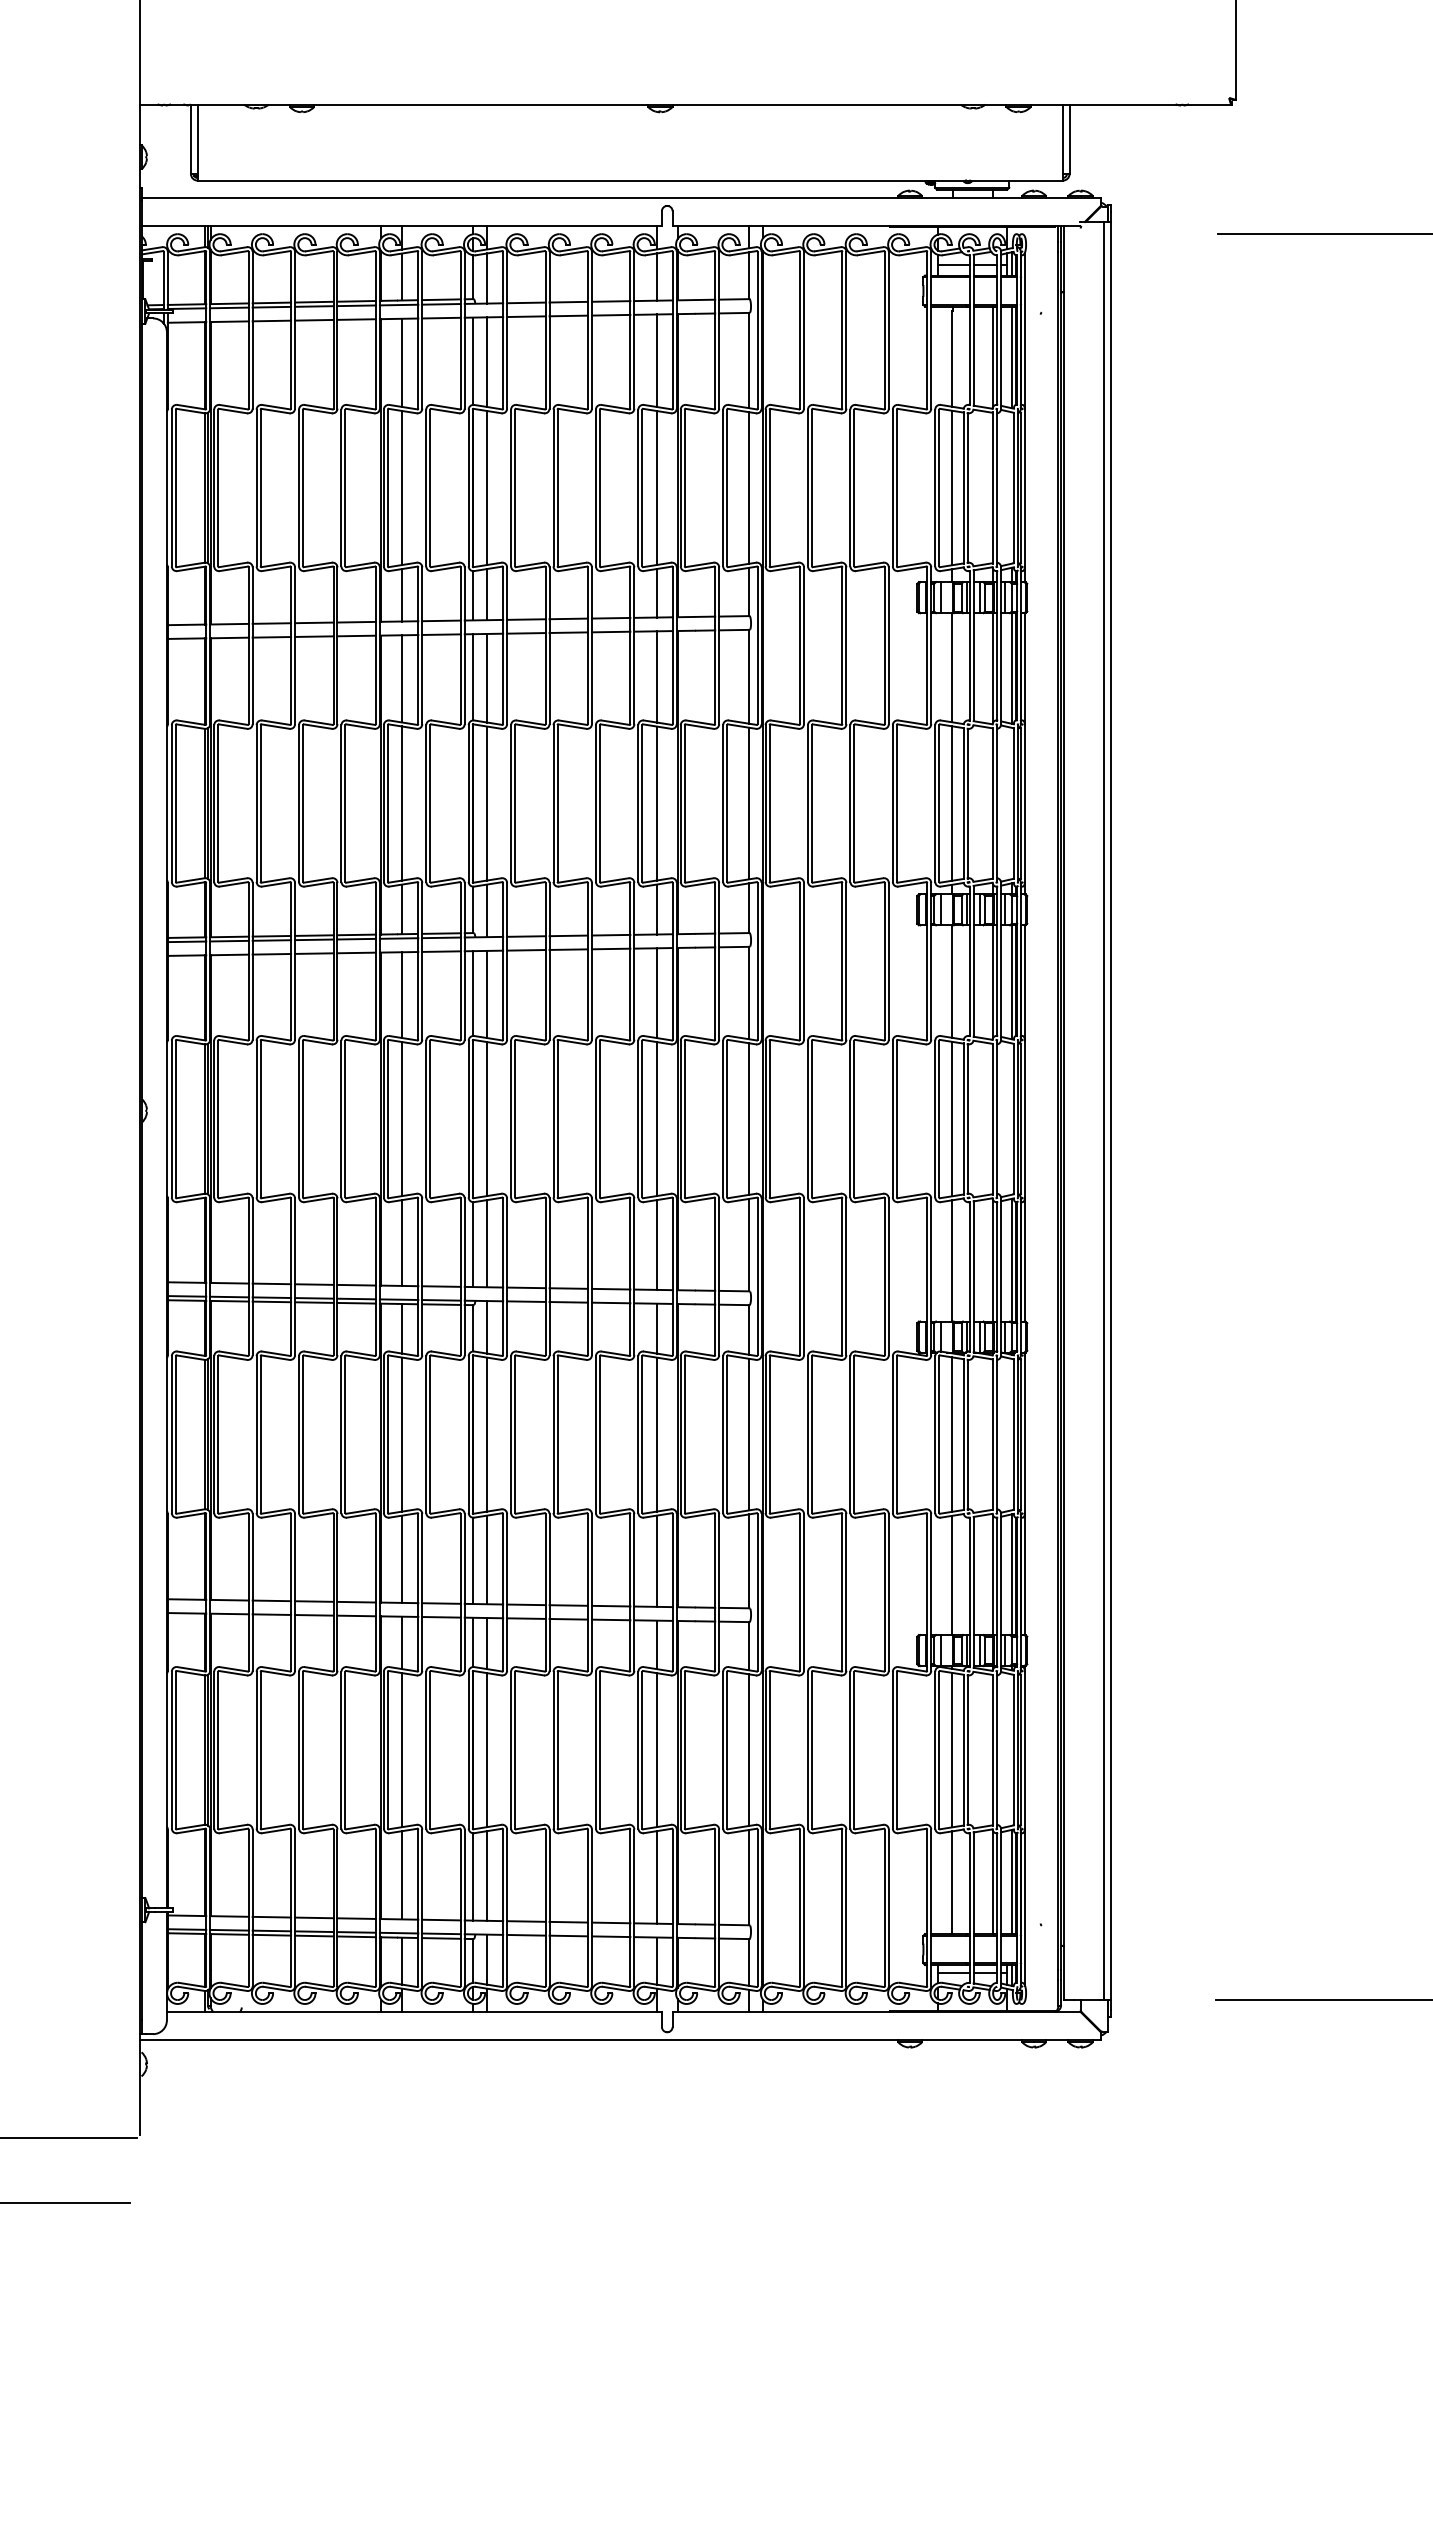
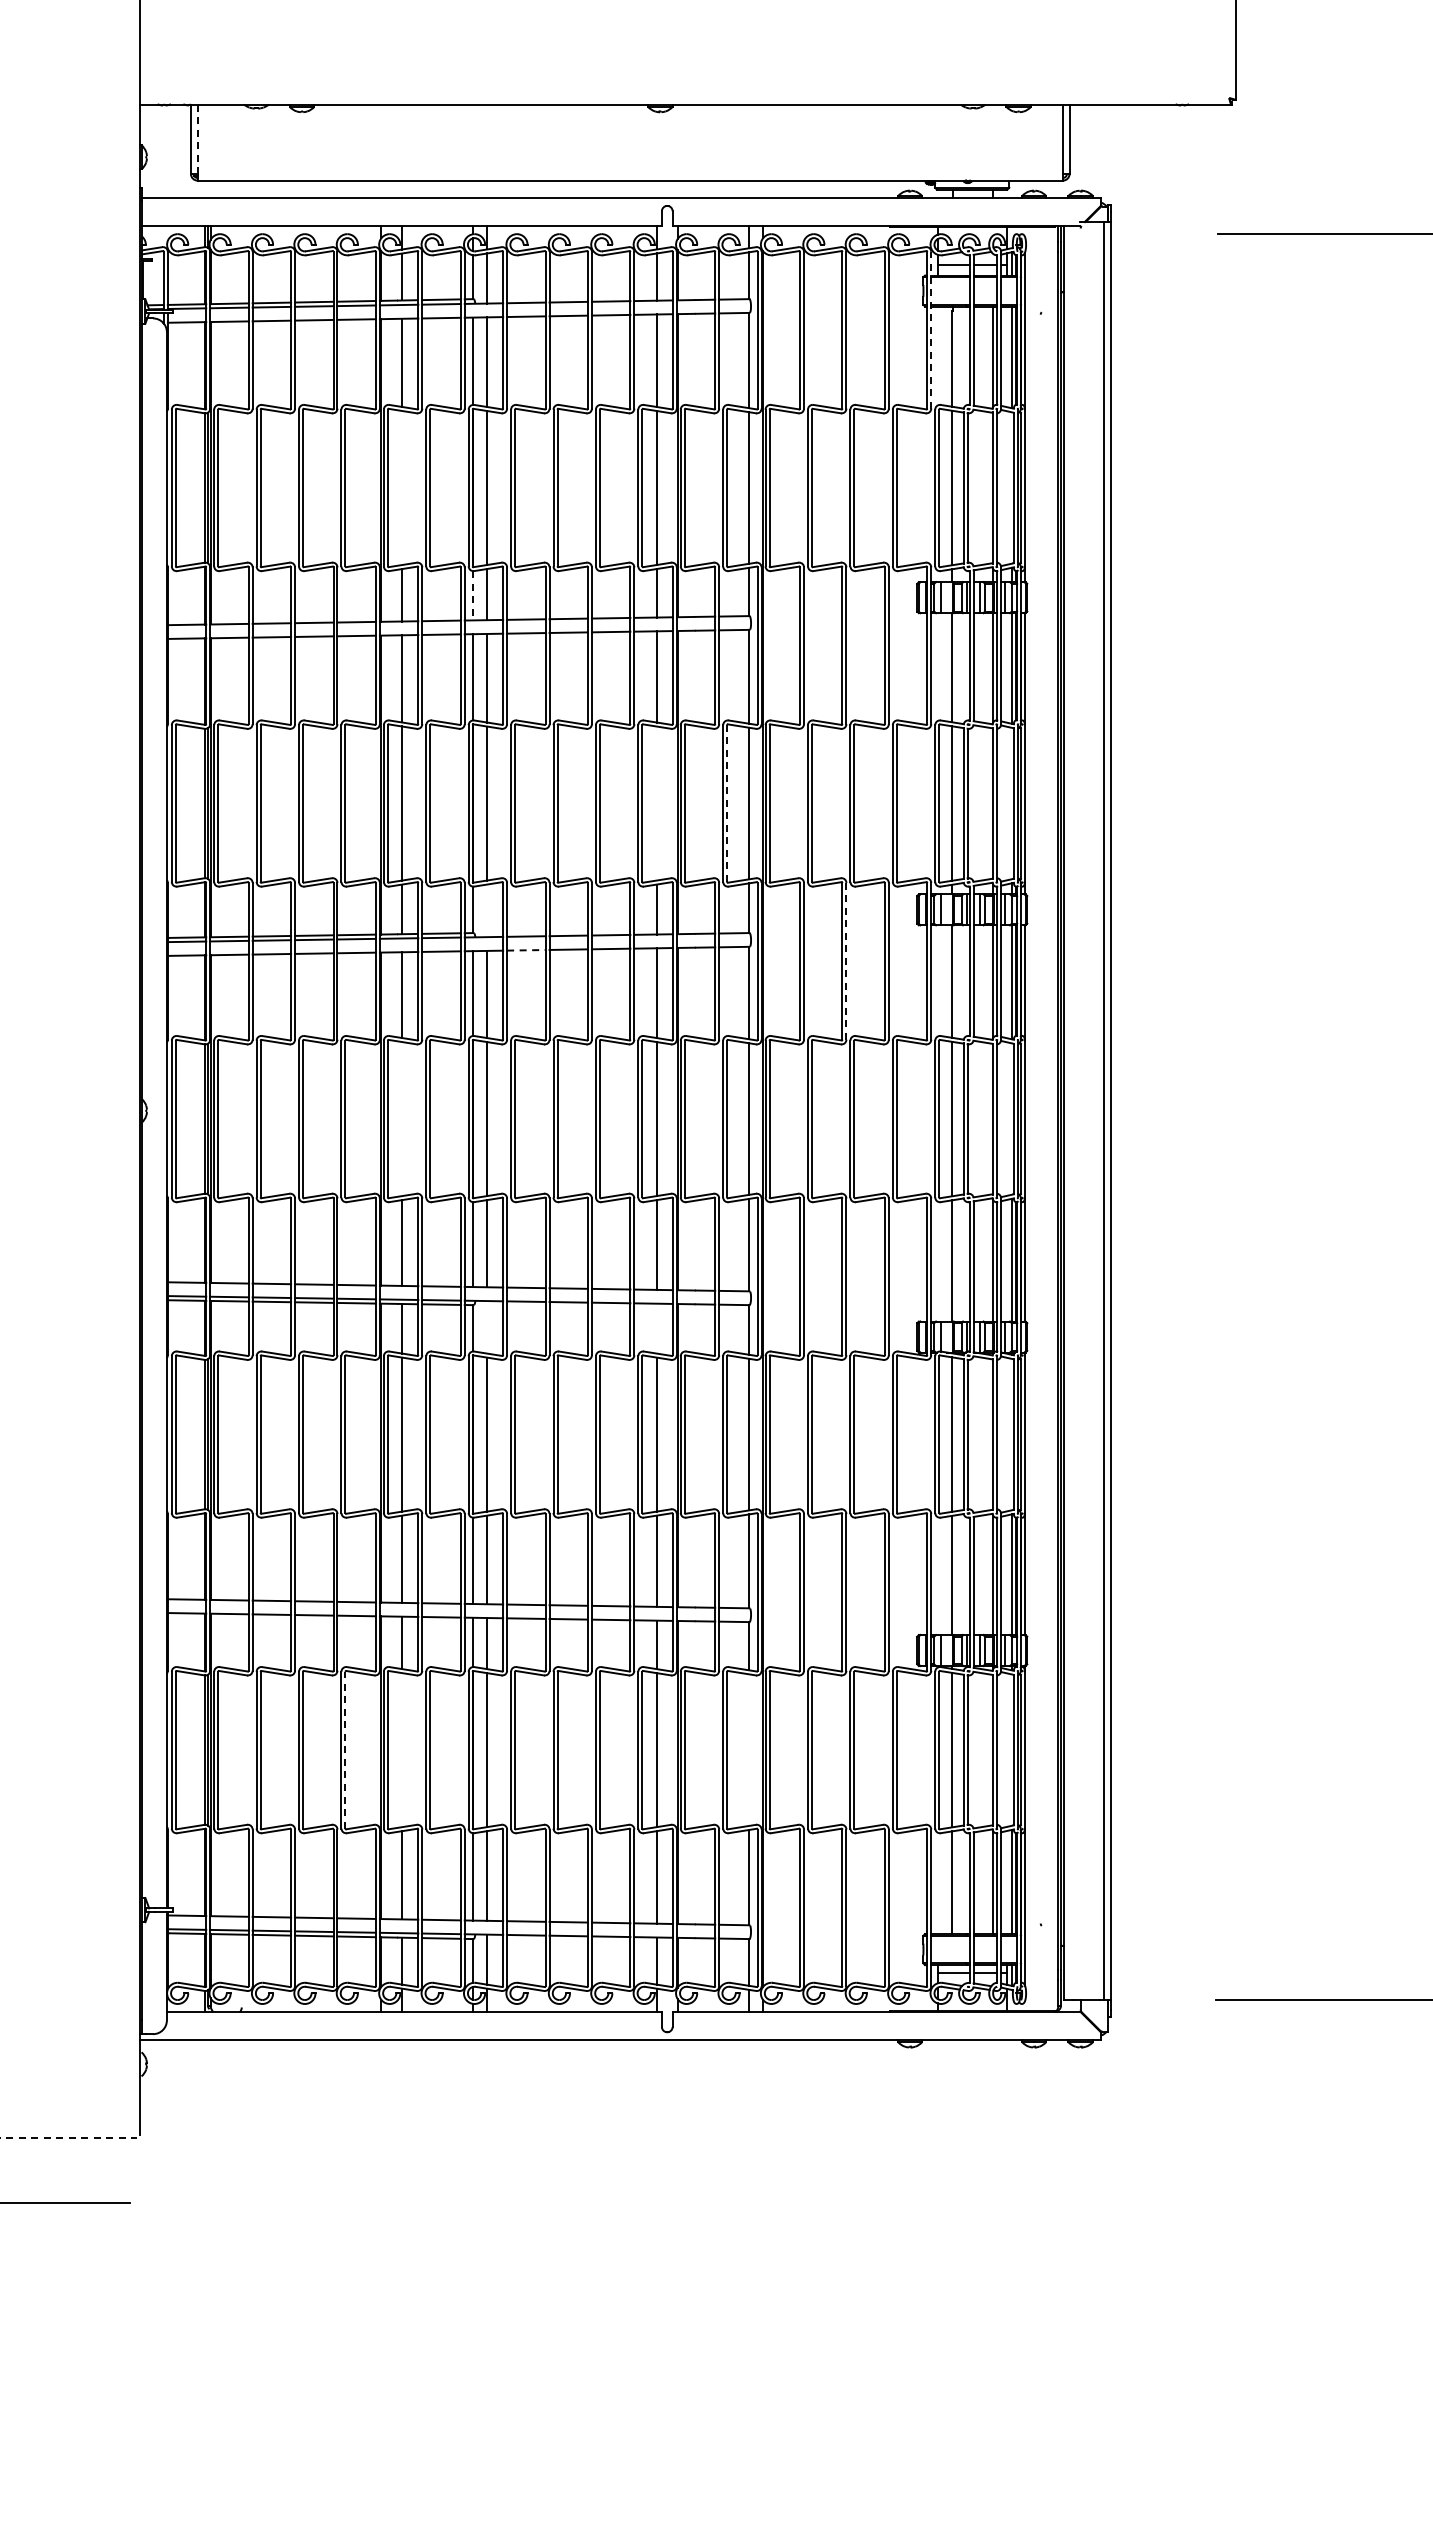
line: solid -> dashed (197, 139)
line: solid -> dashed (931, 329)
line: present -> none (401, 487)
line: solid -> dashed (473, 595)
line: present -> none (656, 803)
line: solid -> dashed (727, 803)
line: present -> none (487, 910)
line: solid -> dashed (526, 950)
line: solid -> dashed (846, 960)
line: present -> none (401, 1119)
line: present -> none (487, 1327)
line: present -> none (656, 1328)
line: solid -> dashed (345, 1749)
line: present -> none (749, 1749)
line: present -> none (401, 1750)
line: solid -> dashed (69, 2137)
